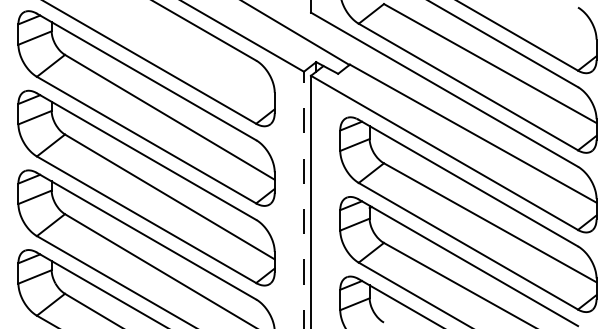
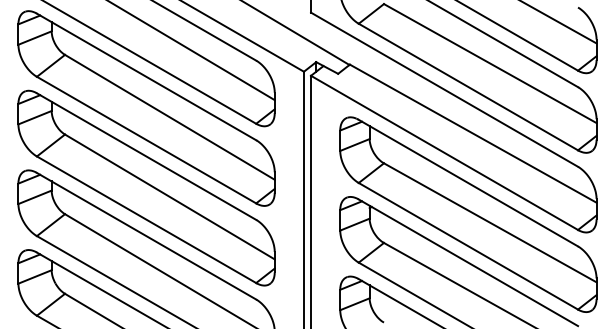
line: none -> present (559, 22)
line: none -> present (192, 51)
line: dashed -> solid (303, 199)
